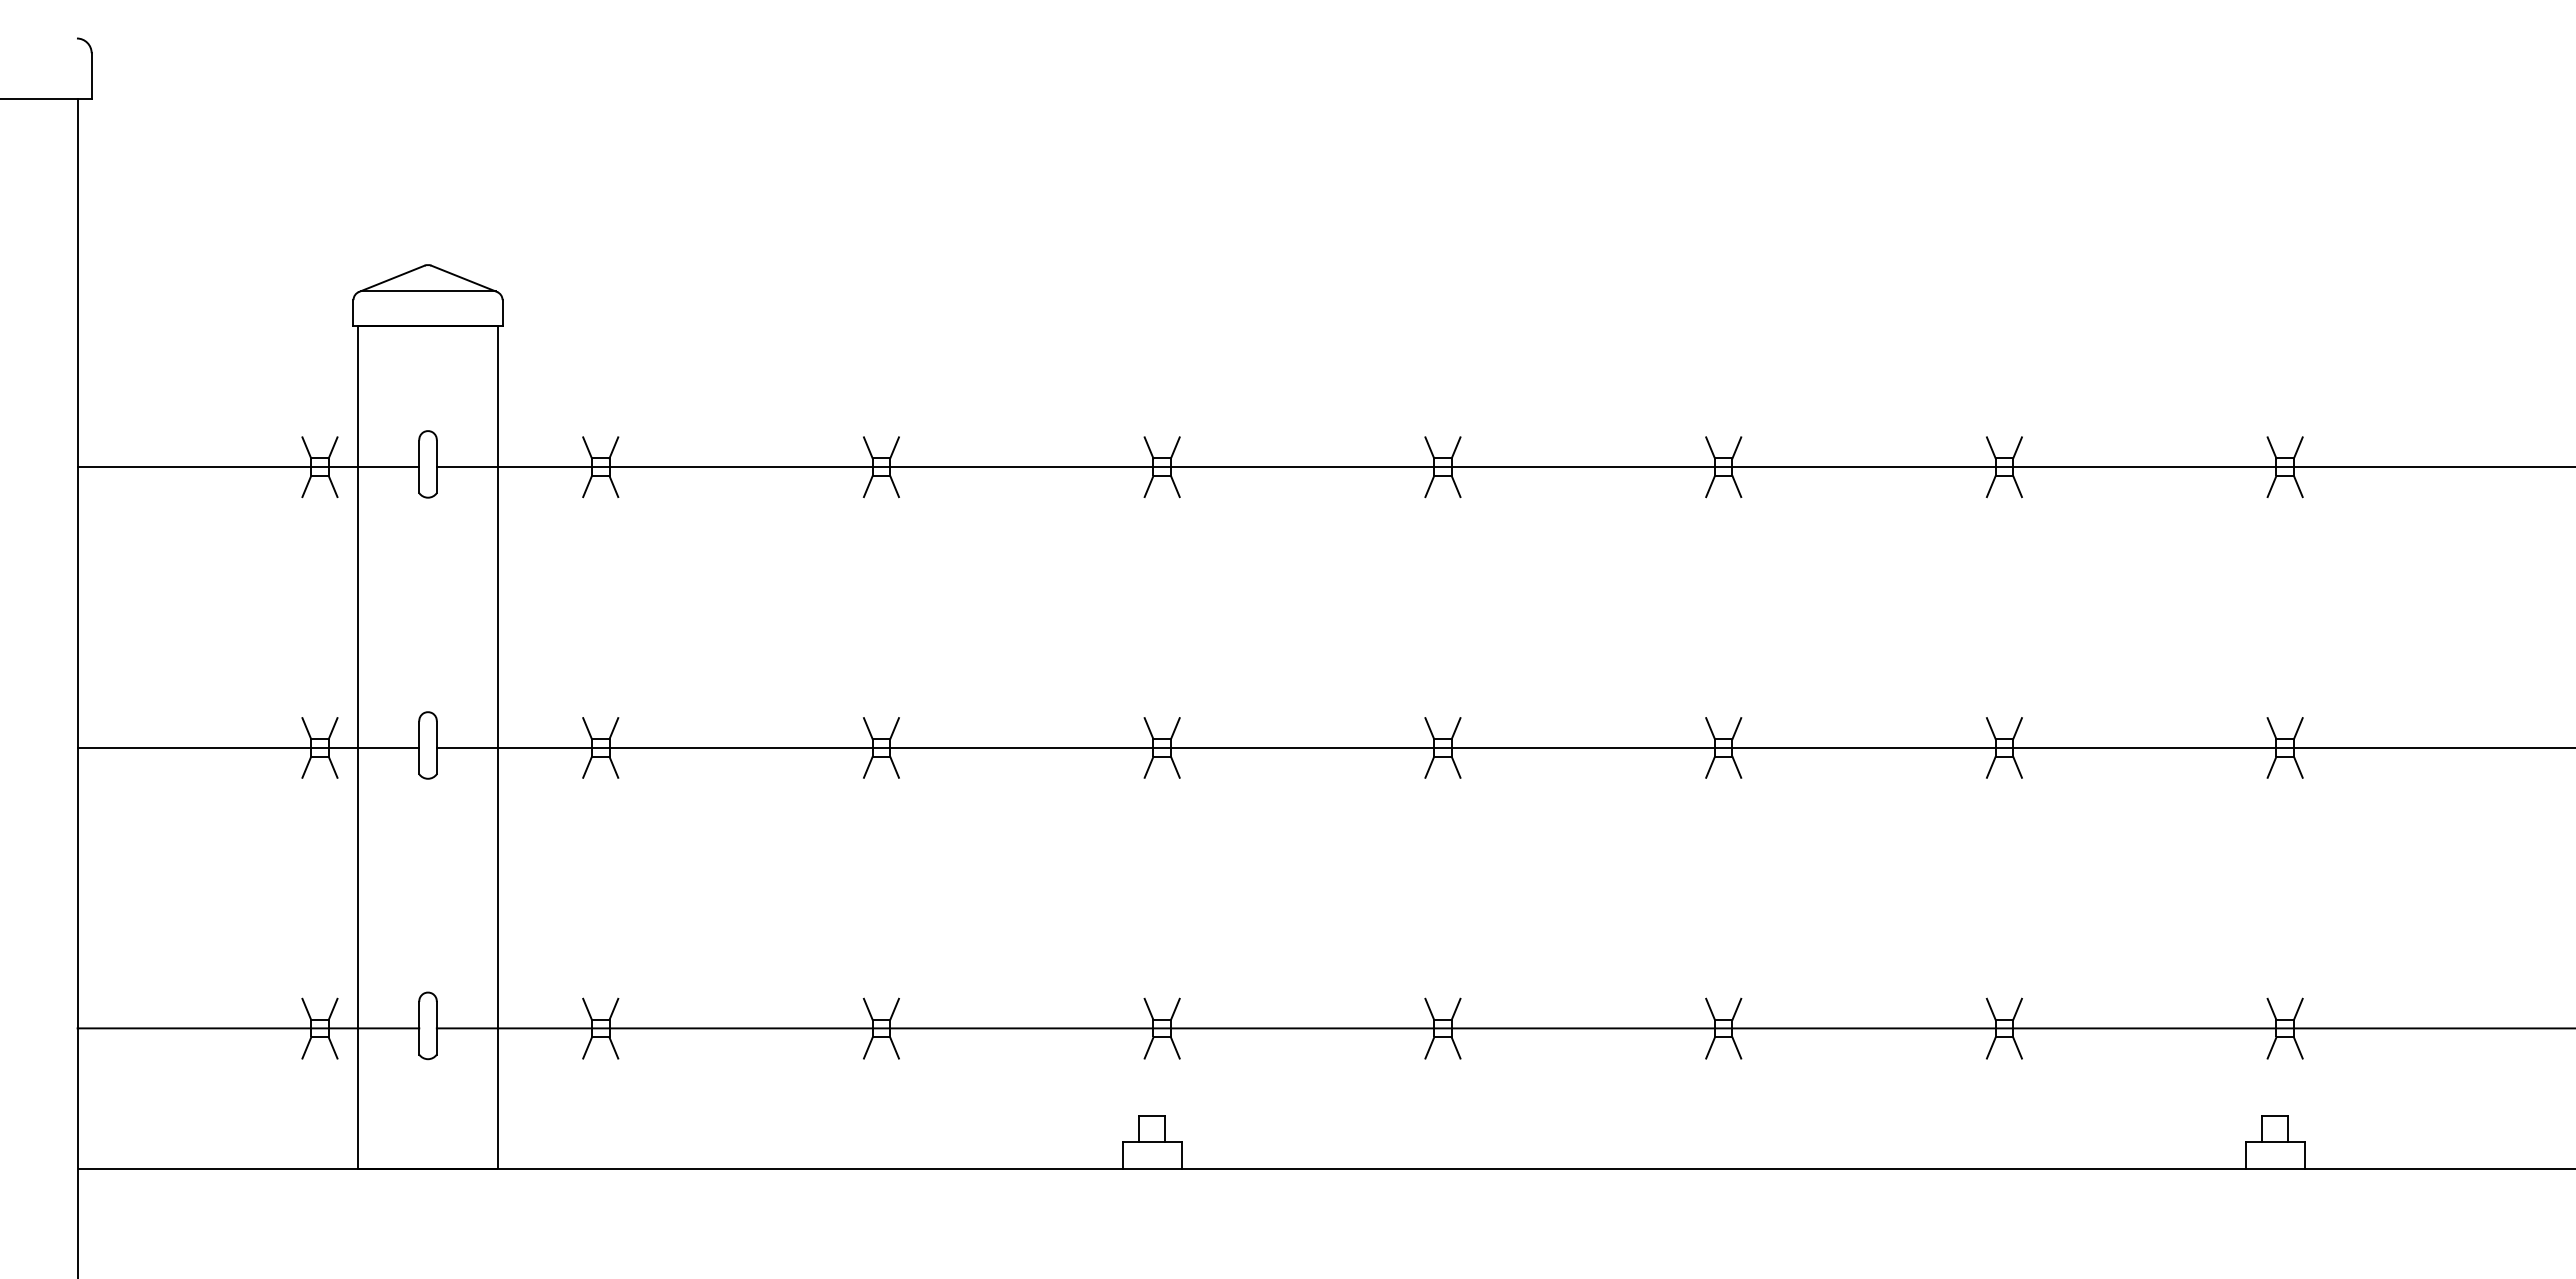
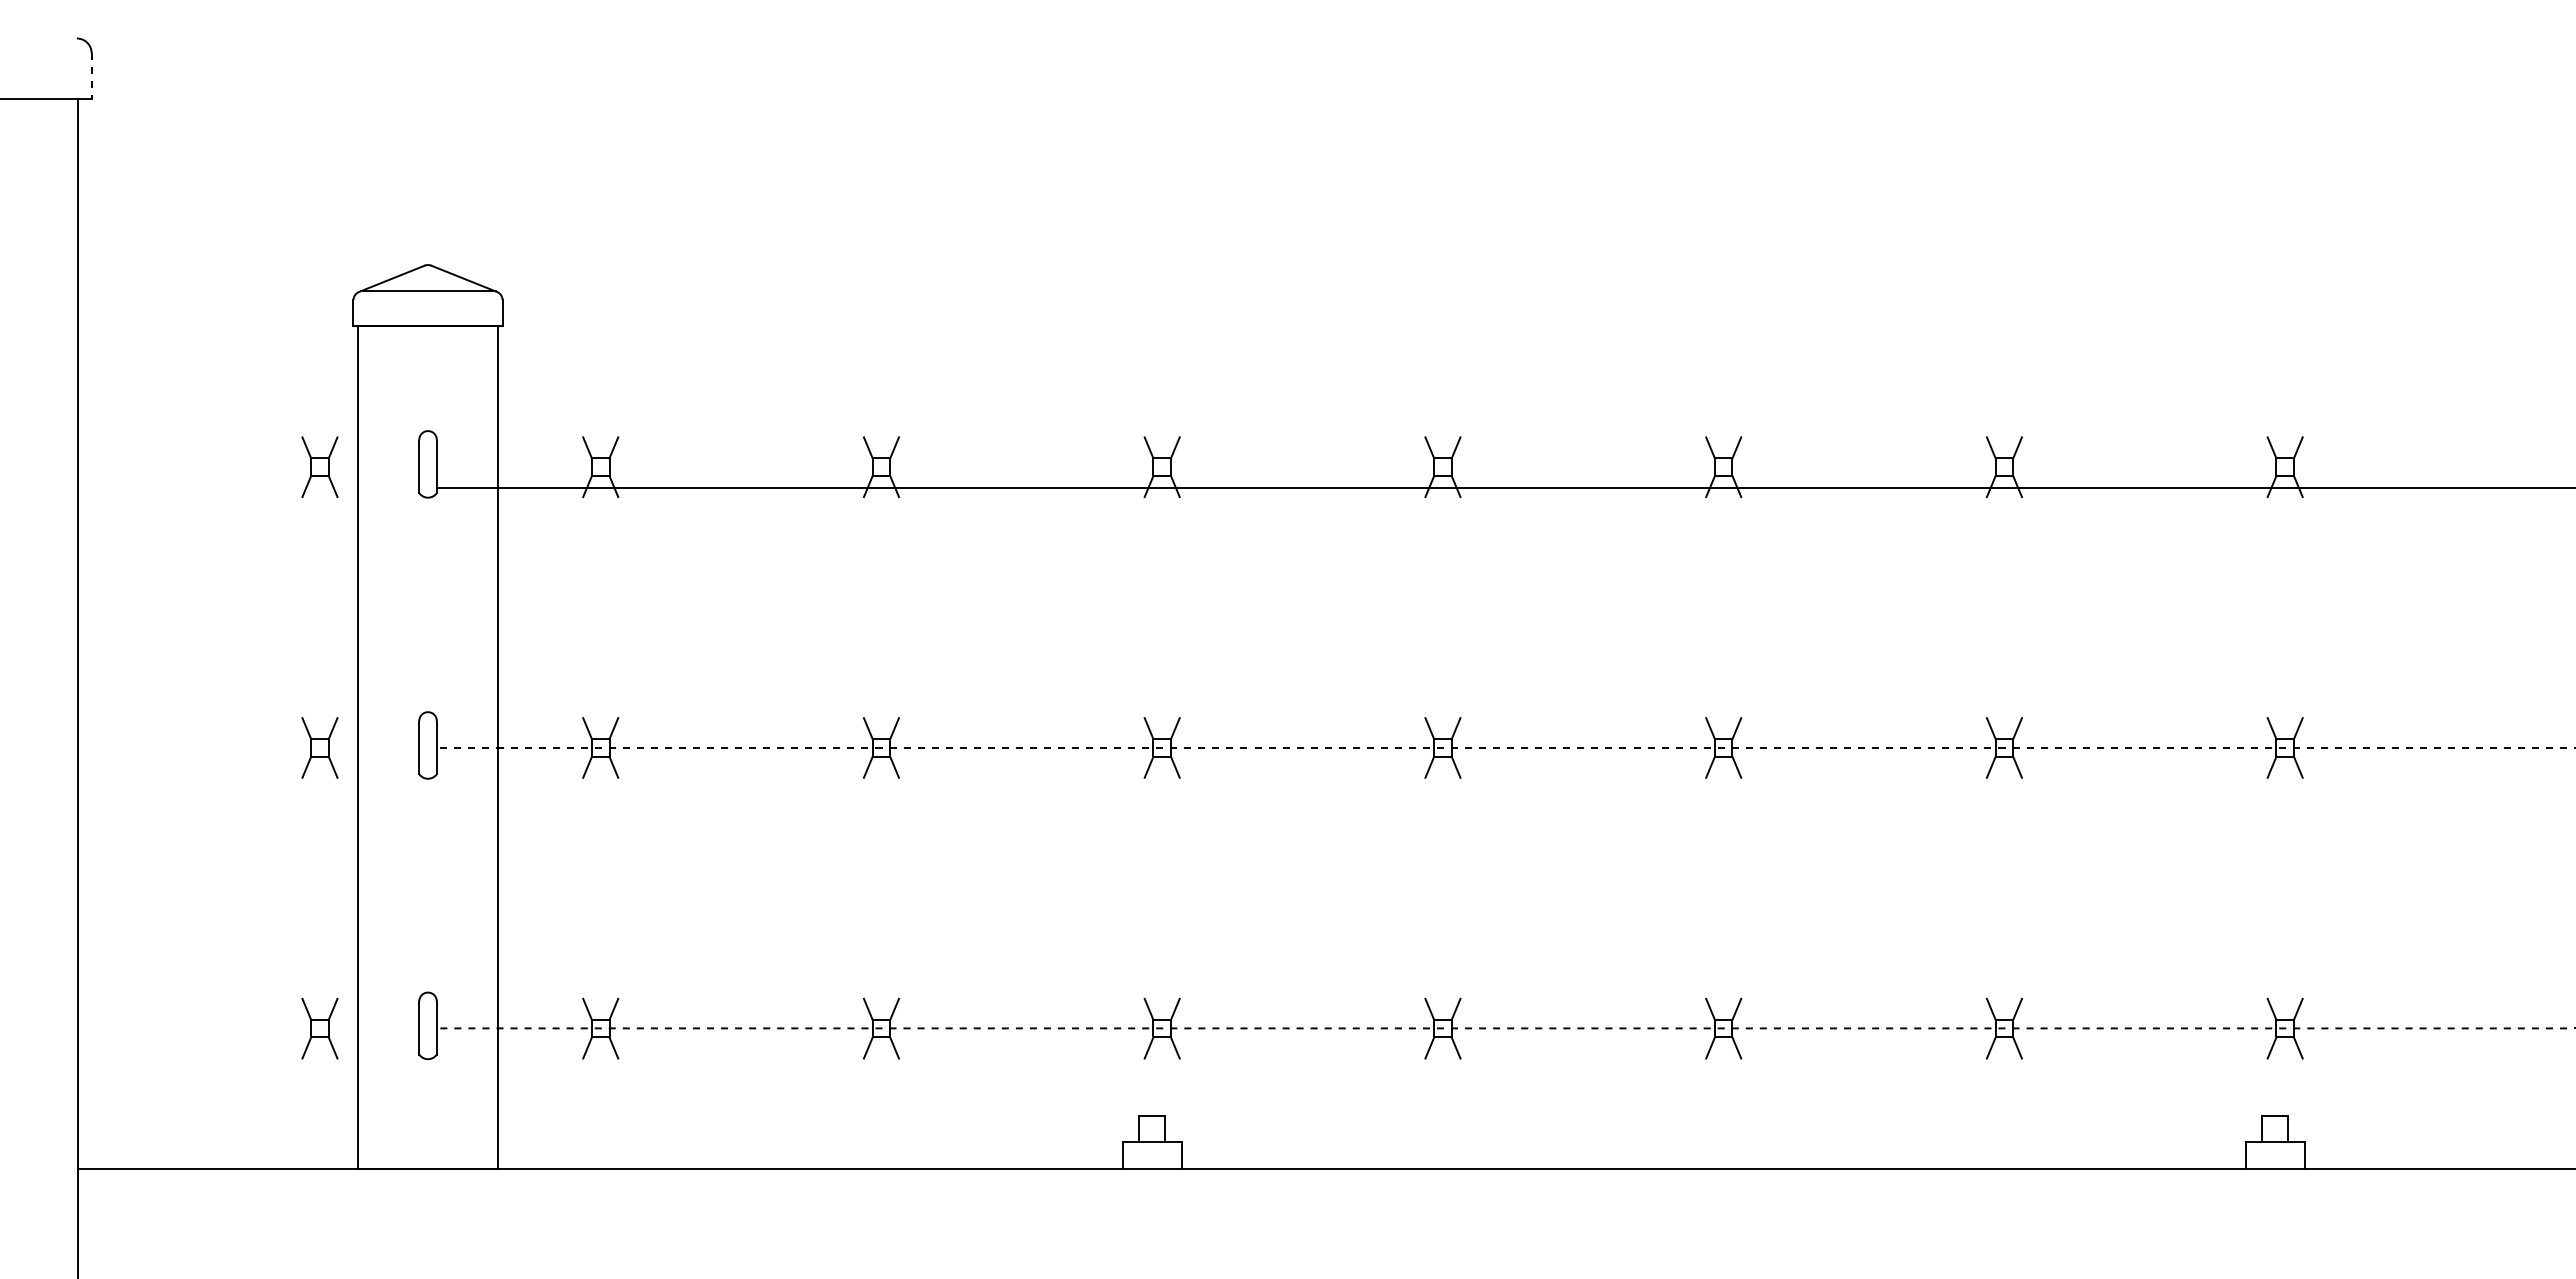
line: solid -> dashed (91, 76)
line: present -> none (248, 466)
line position: (1504, 466) -> (1504, 487) (1504, 487)
line: present -> none (248, 747)
line: solid -> dashed (1505, 747)
line: present -> none (248, 1028)
line: solid -> dashed (1505, 1028)
